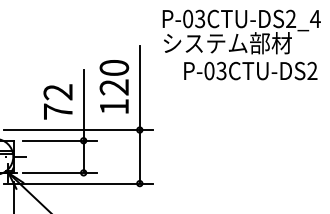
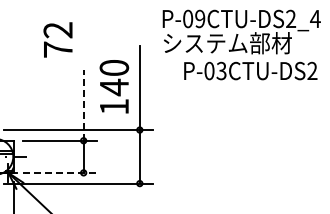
text: P-03CTU-DS2_4 -> P-09CTU-DS2_4 (200, 19)
text: 120 -> 140 (113, 87)
text position: (57, 101) -> (57, 39) (57, 39)
line: solid -> dashed (83, 104)
line: solid -> dashed (60, 172)
